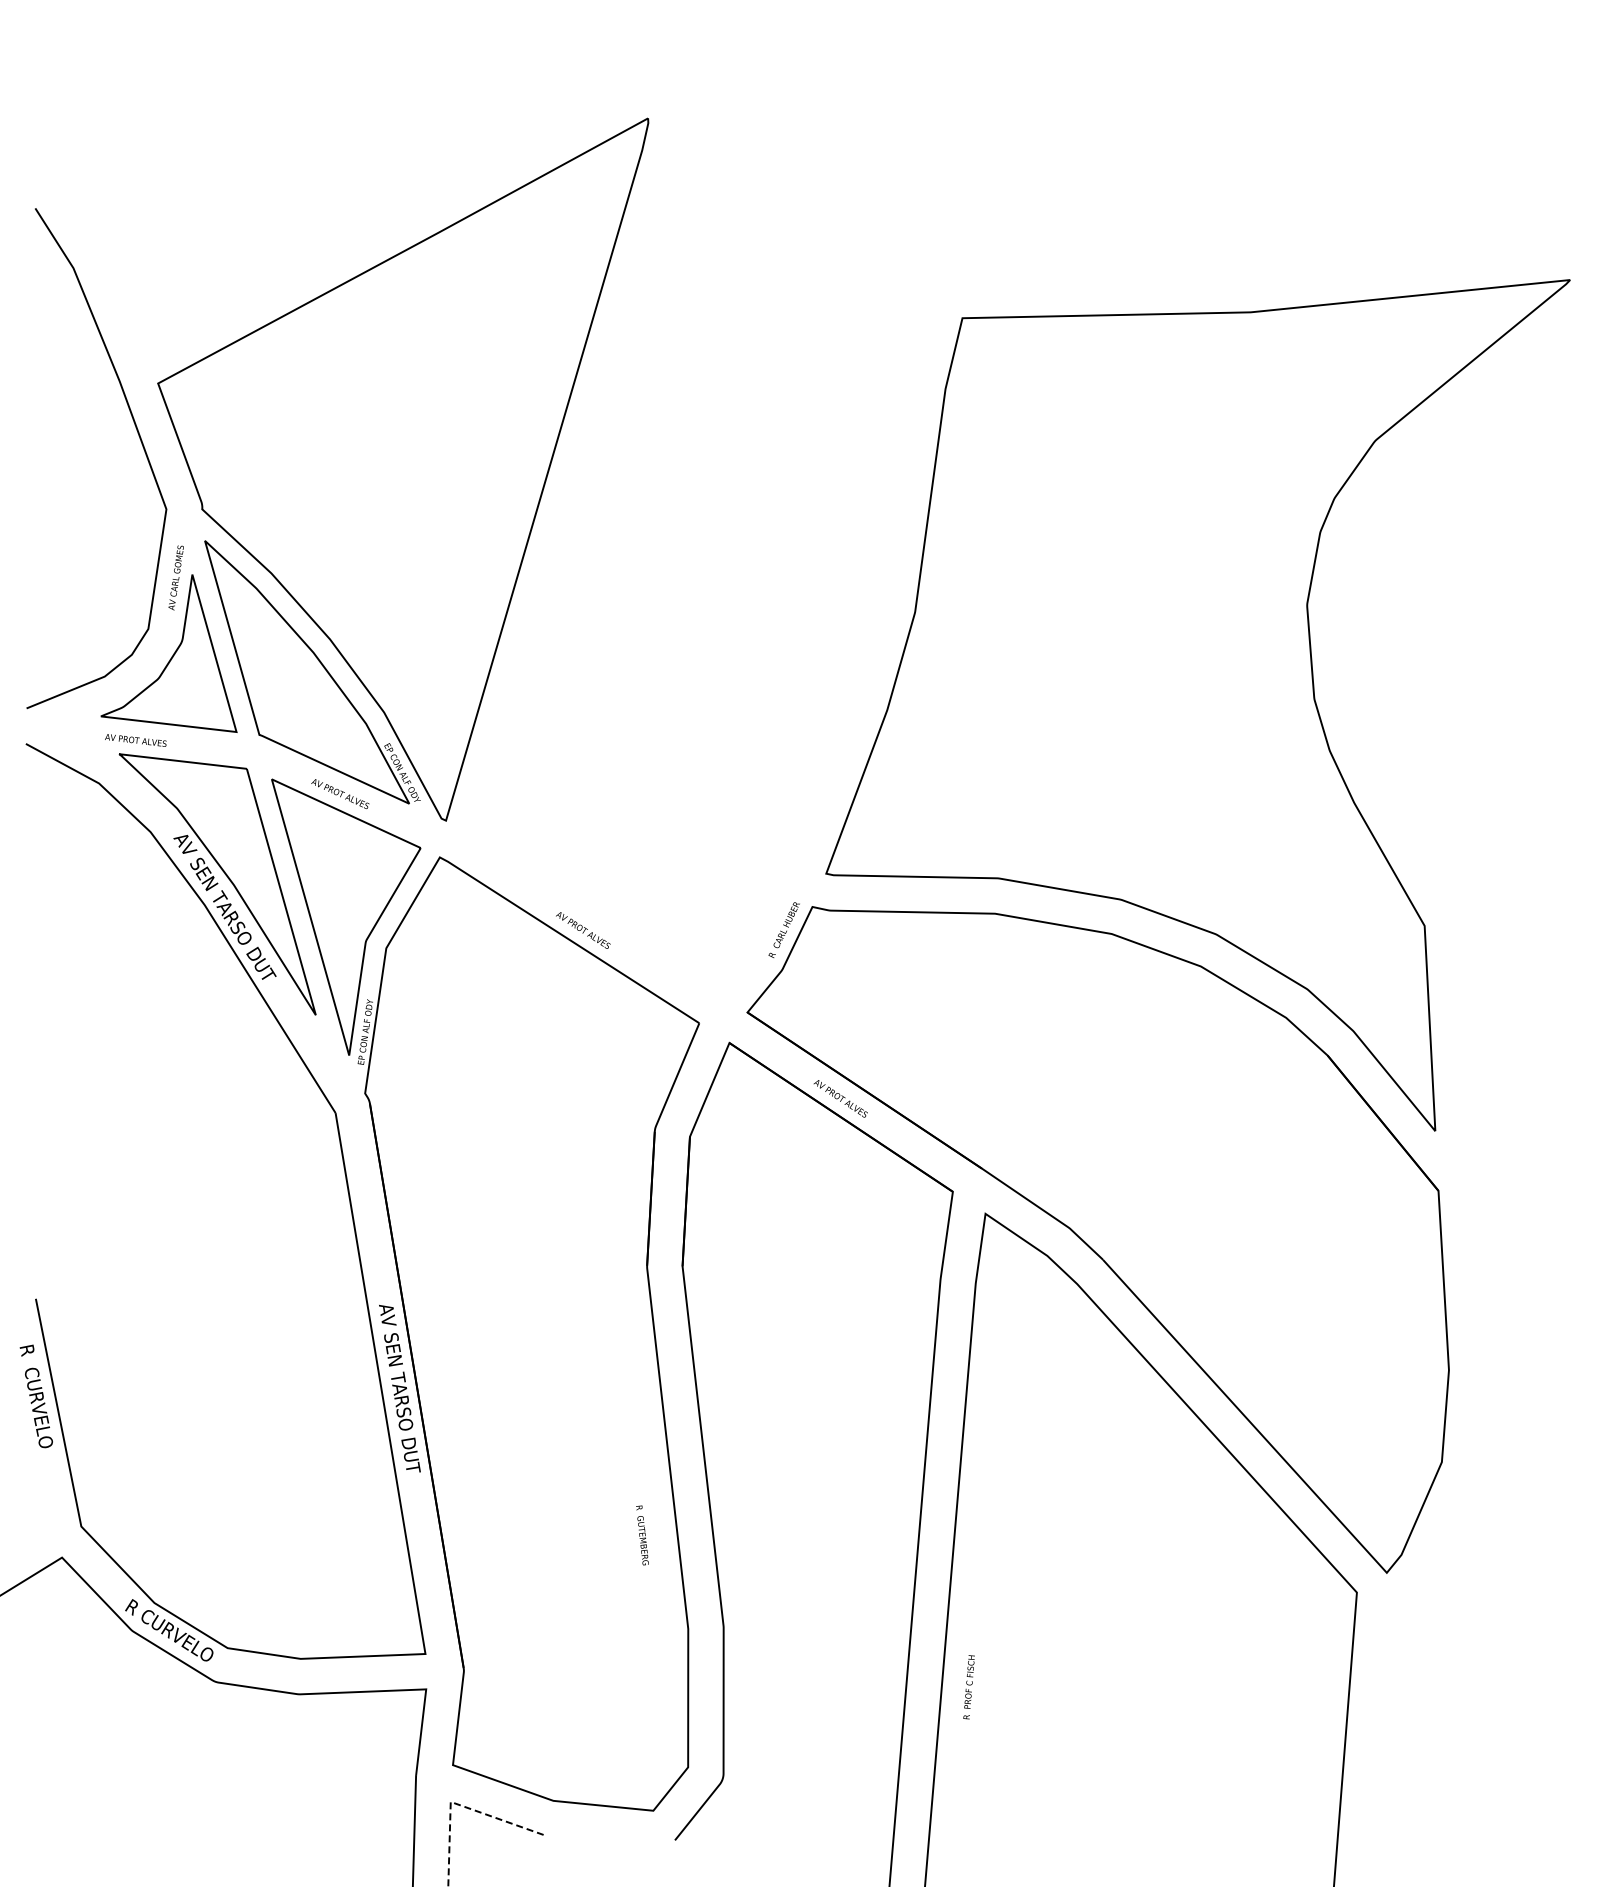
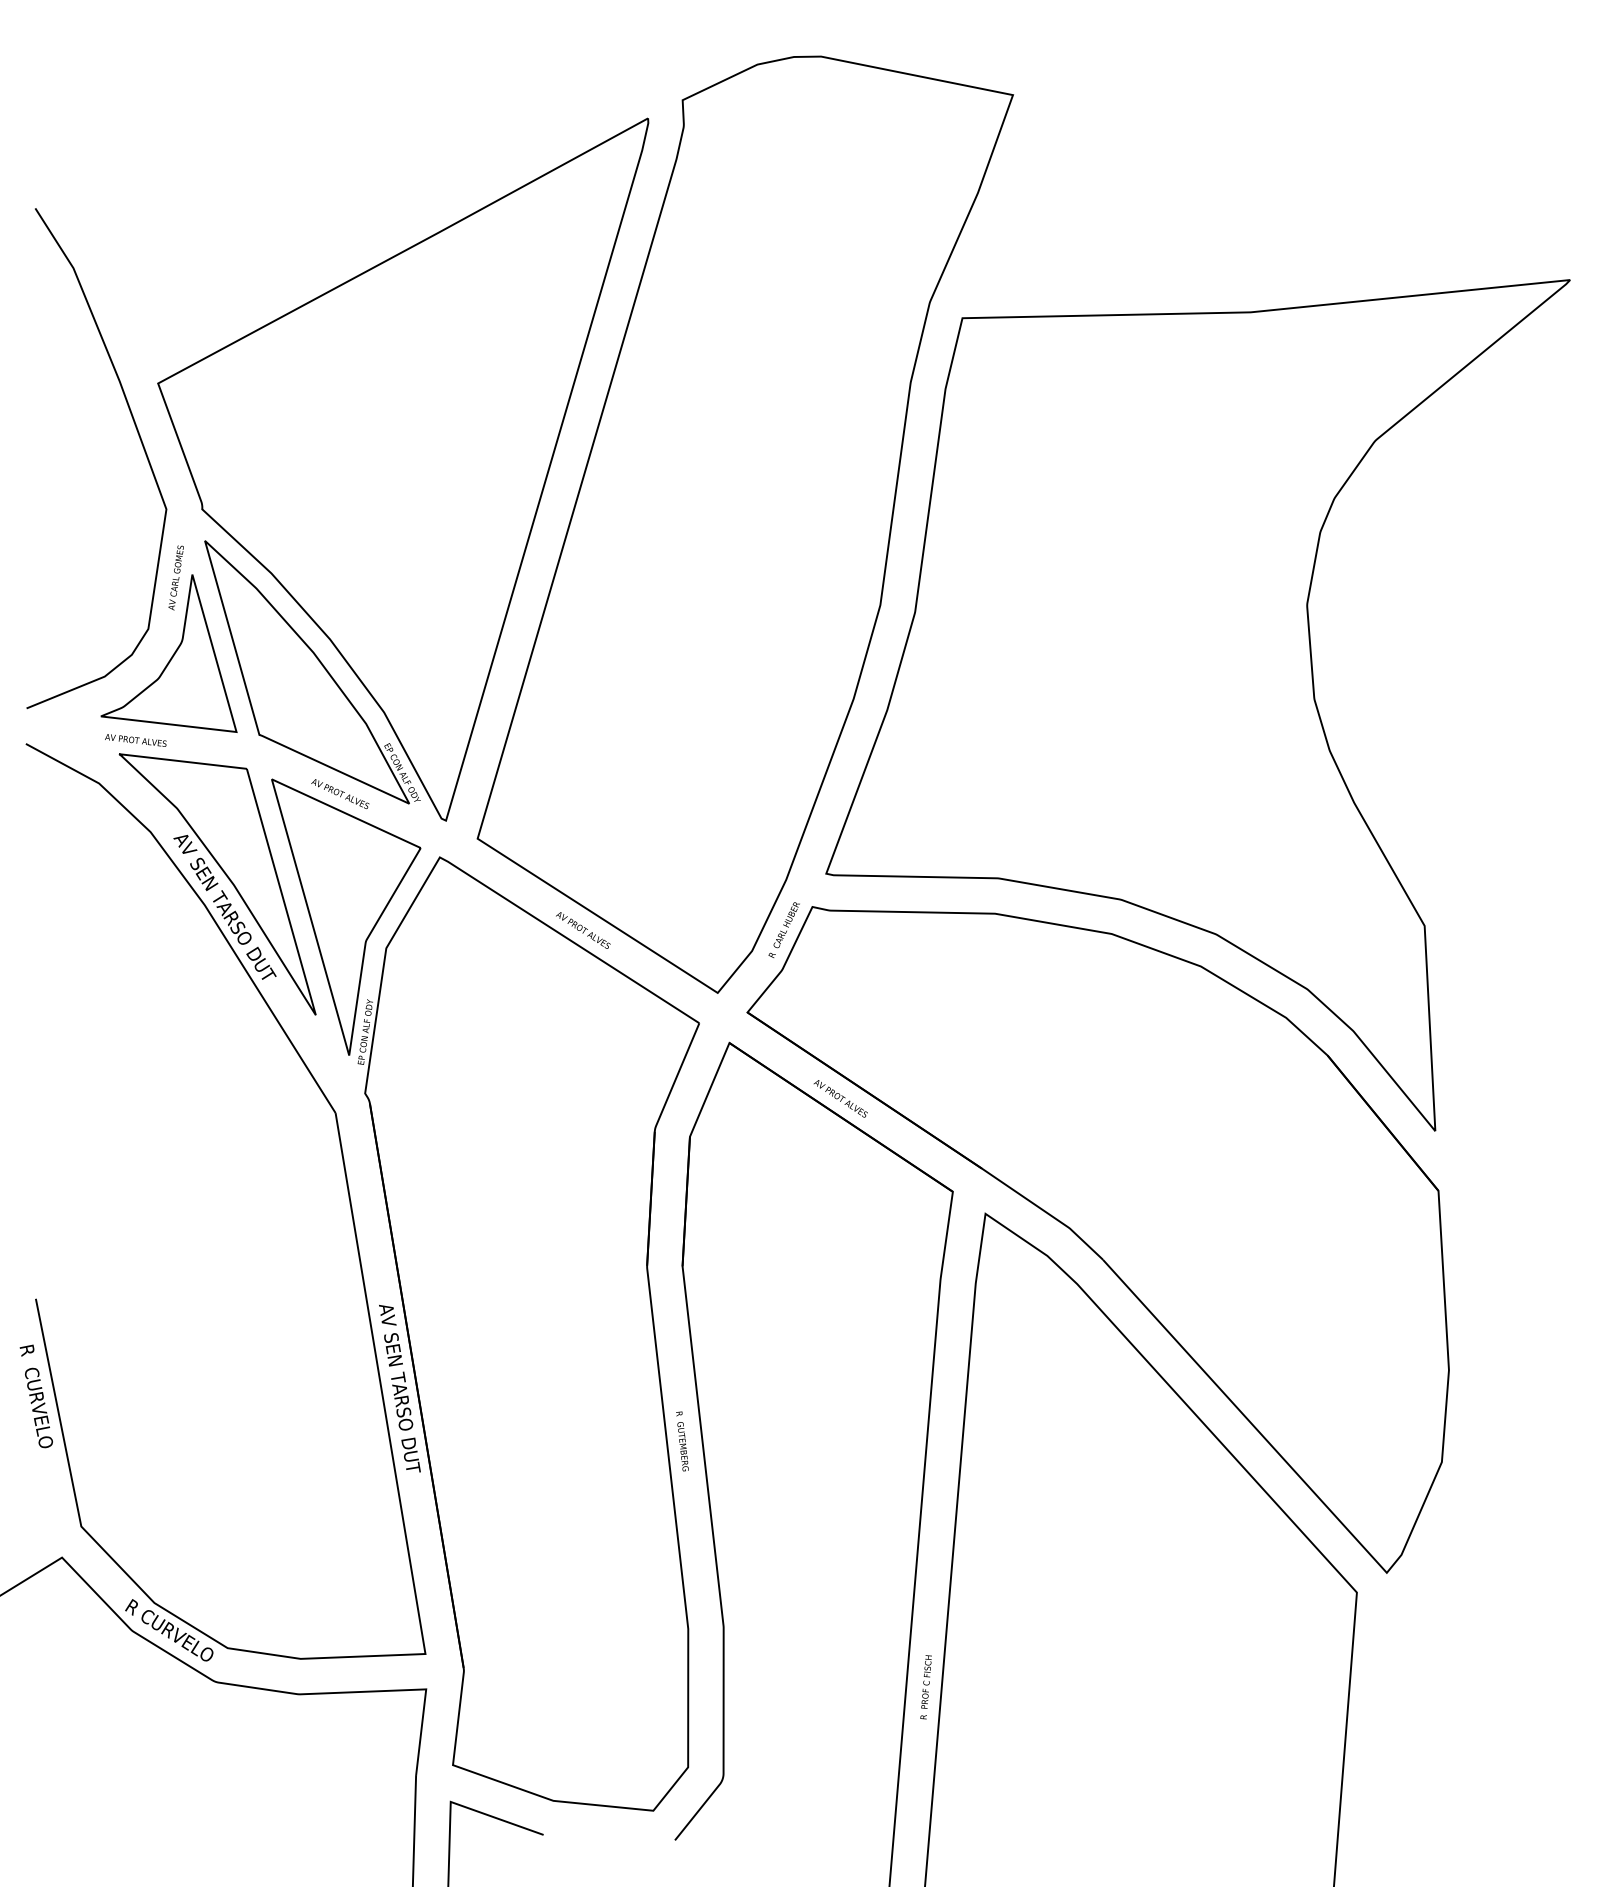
part: none -> present (745, 524)
text position: (642, 1535) -> (682, 1441) (682, 1441)
text position: (968, 1687) -> (925, 1687) (925, 1687)
line: dashed -> solid (456, 1803)
